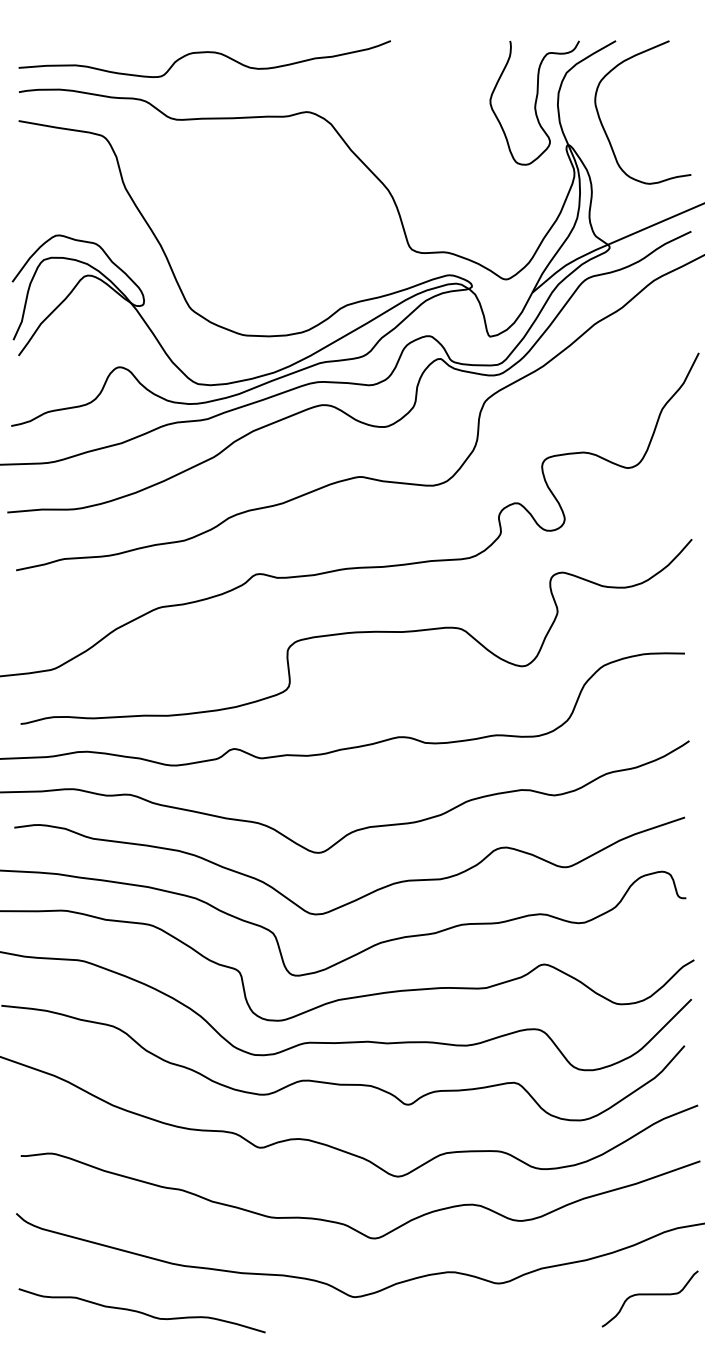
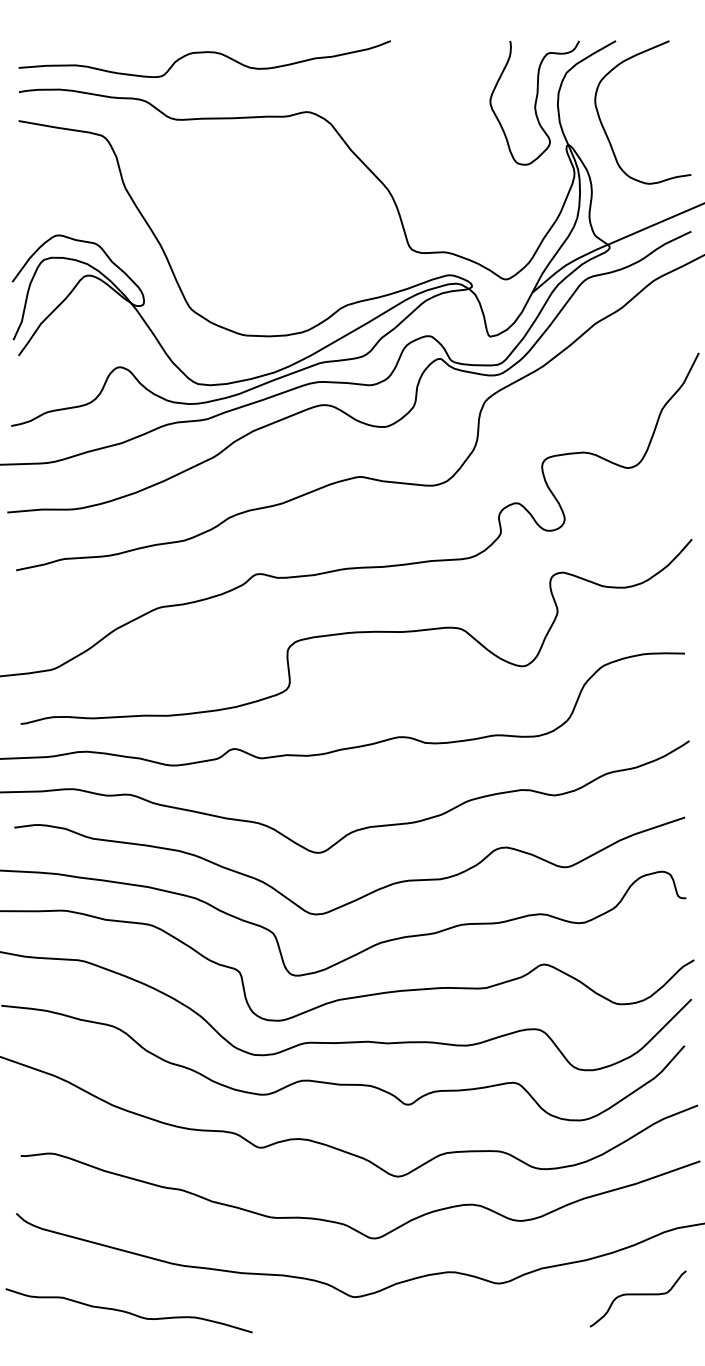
curve position: (649, 1295) -> (637, 1295) (637, 1295)
curve position: (141, 1311) -> (128, 1311) (128, 1311)
